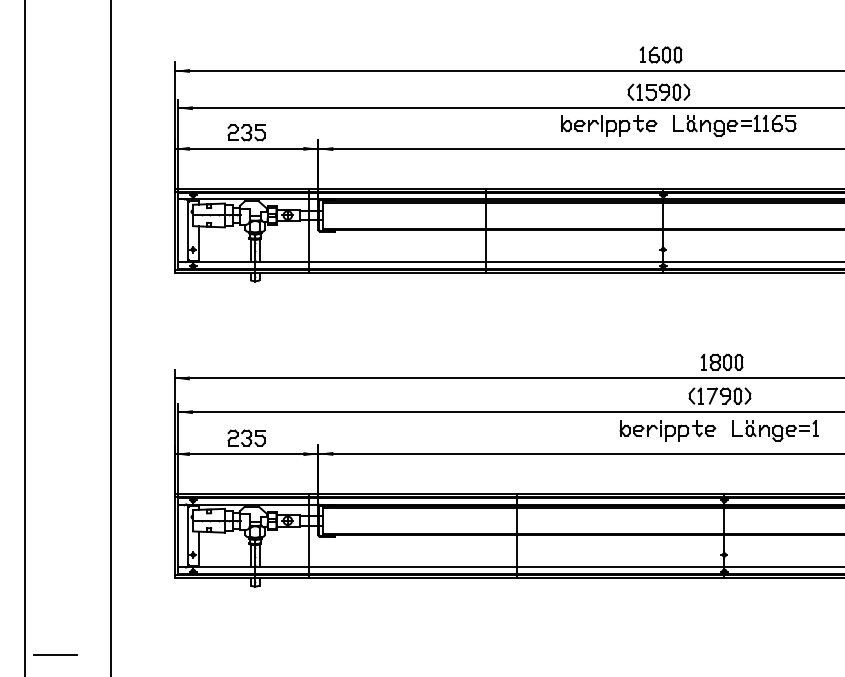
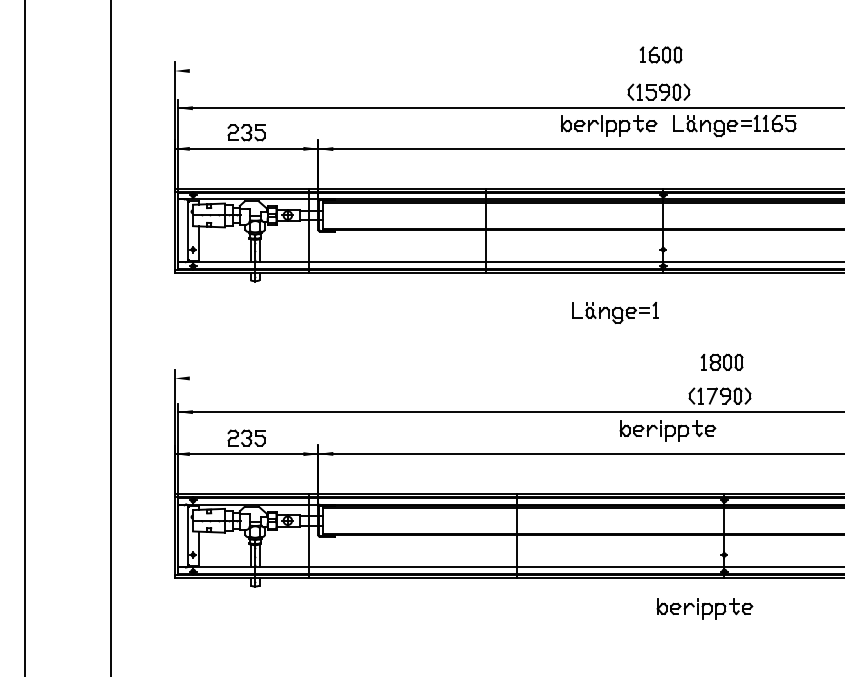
line: present -> none (507, 71)
line: present -> none (507, 378)
part position: (775, 430) -> (615, 312) (615, 312)
part: none -> present (704, 608)
line: present -> none (55, 654)
